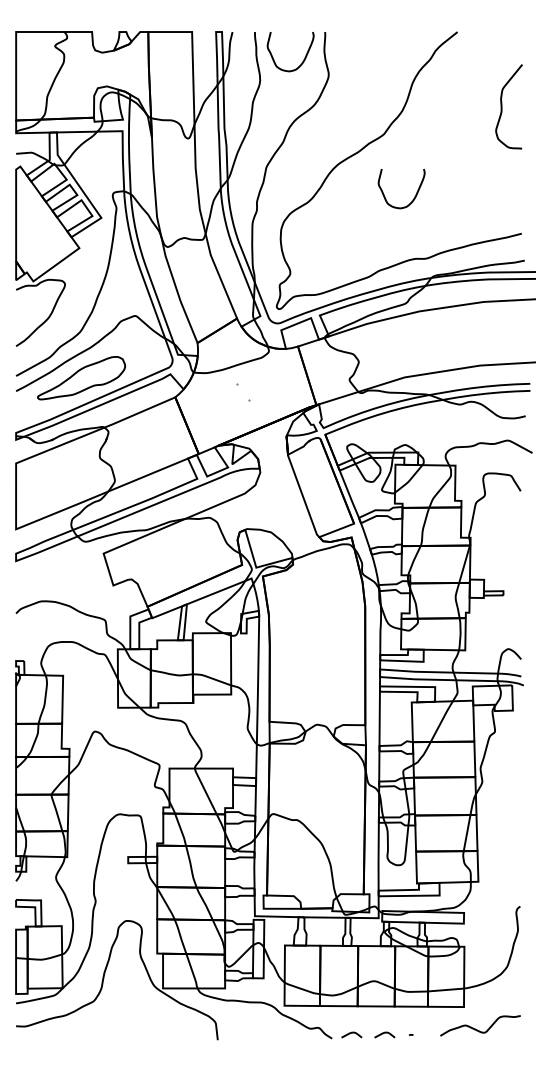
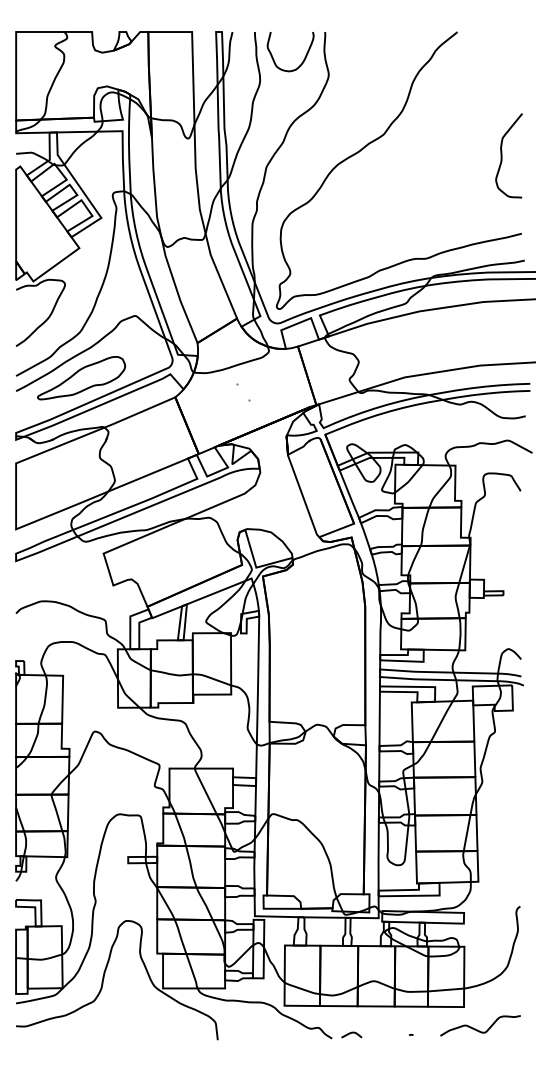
curve position: (502, 106) -> (502, 155) (502, 155)
curve: present -> none (414, 196)
curve: present -> none (384, 1033)
